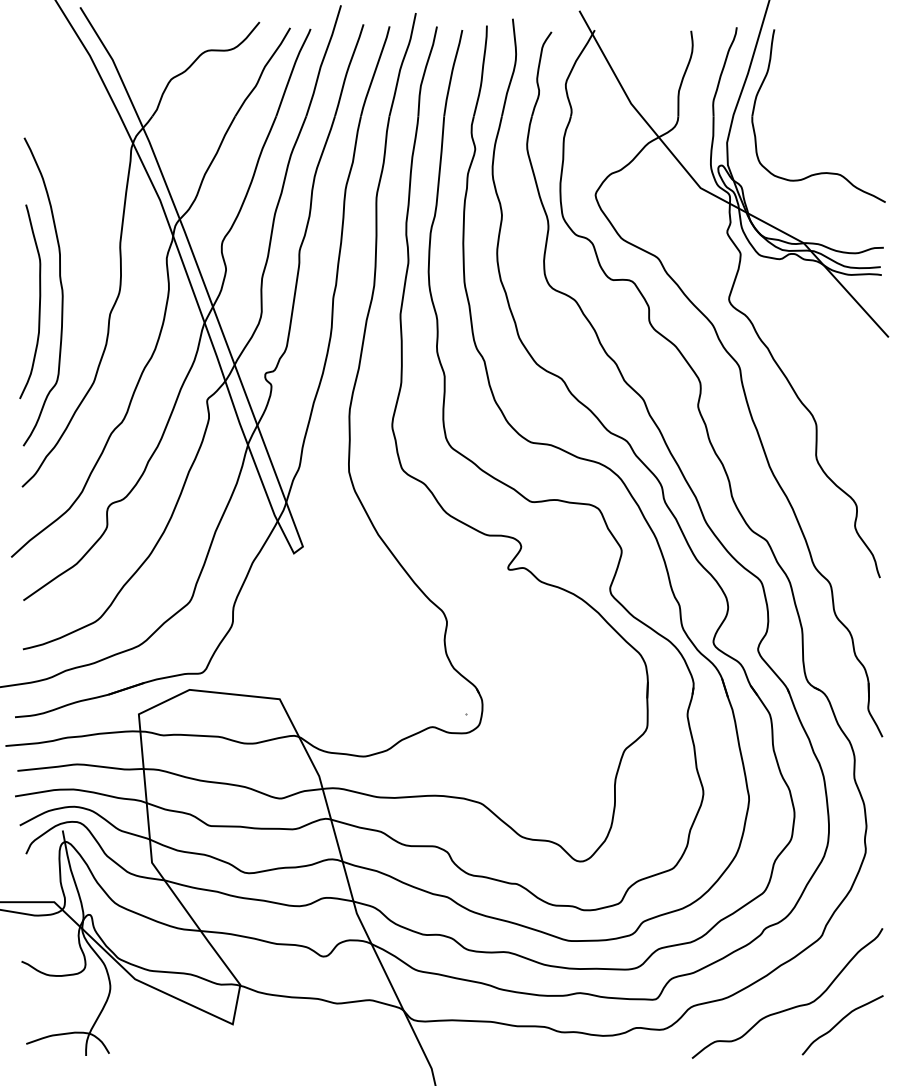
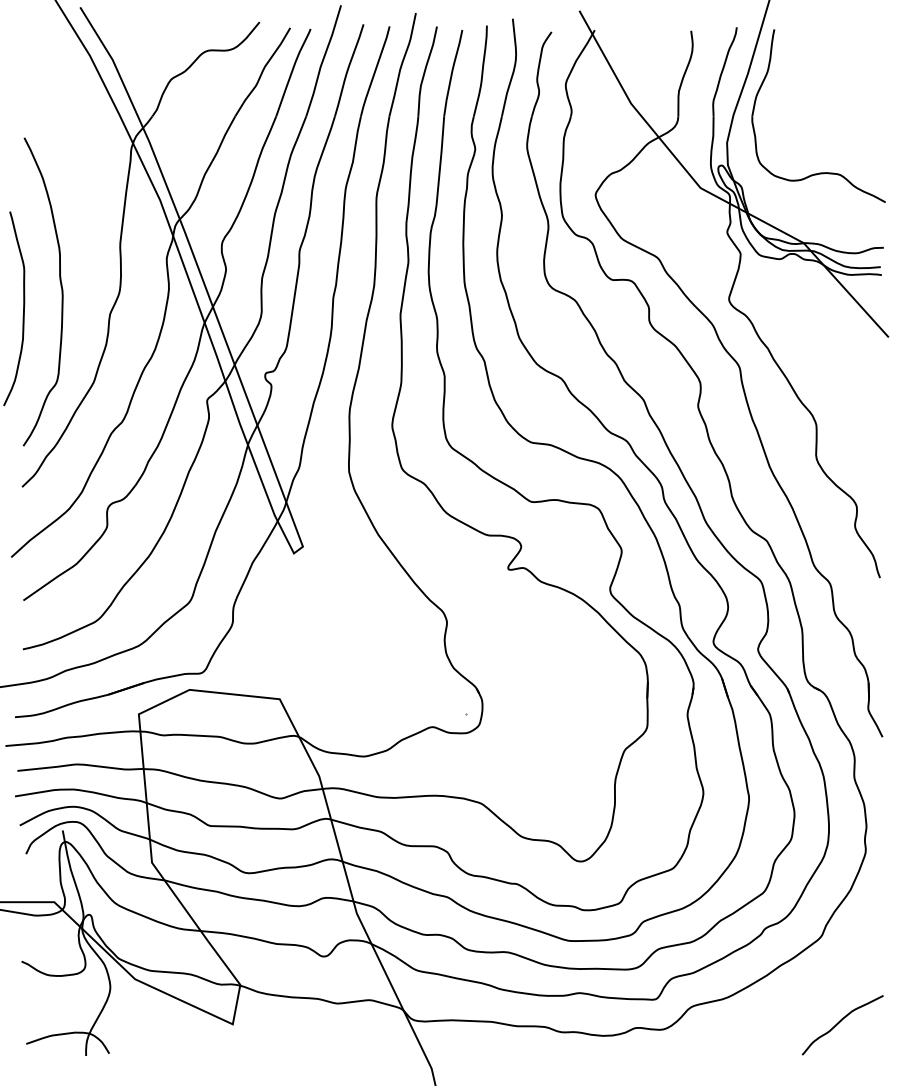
curve position: (39, 301) -> (23, 308) (23, 308)
curve: present -> none (793, 1006)
